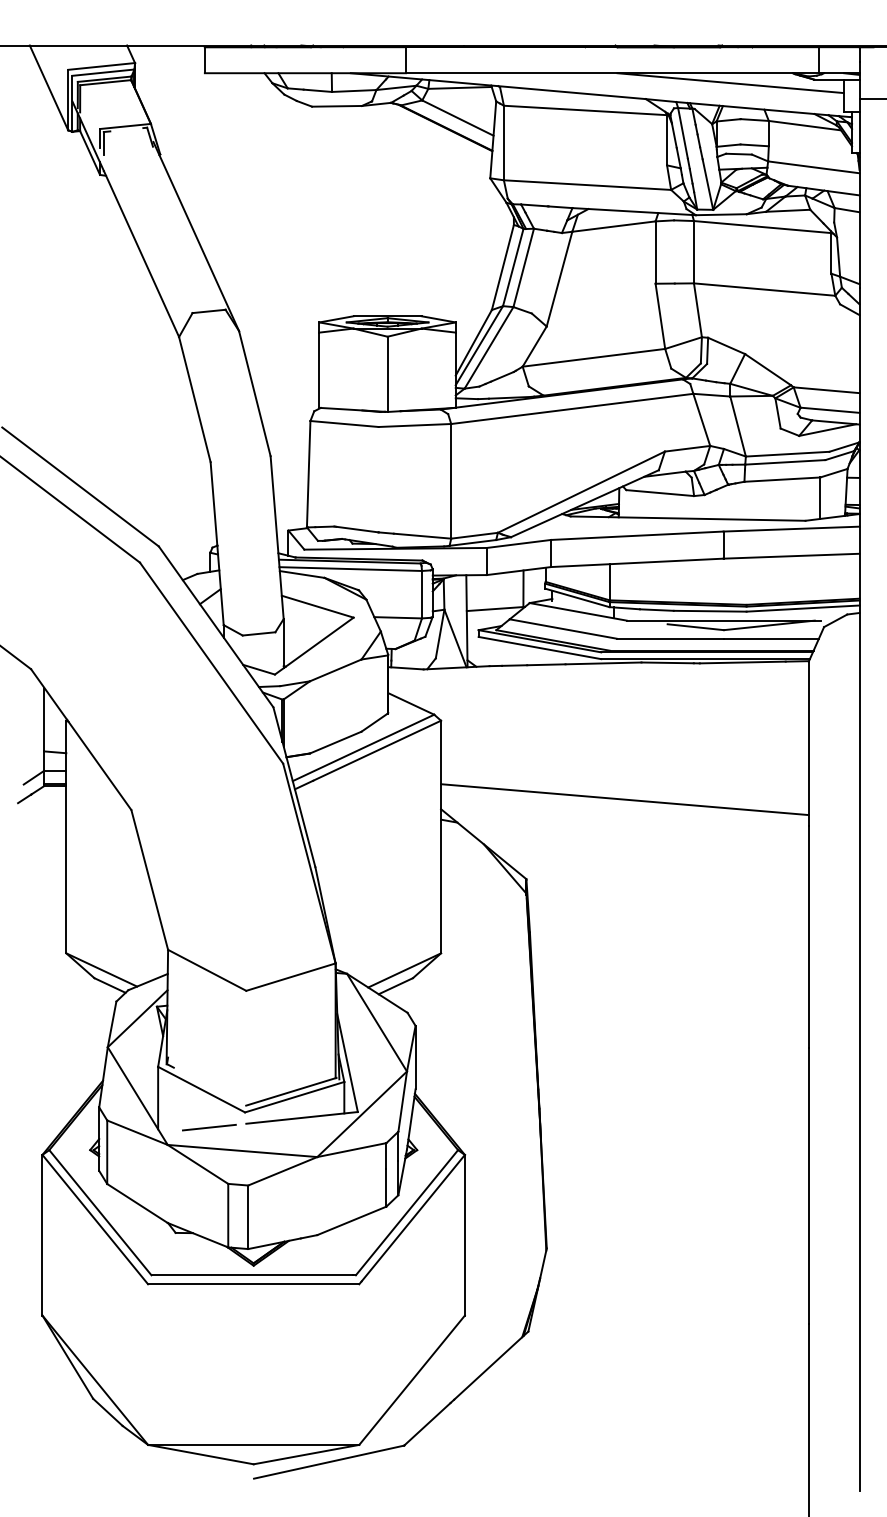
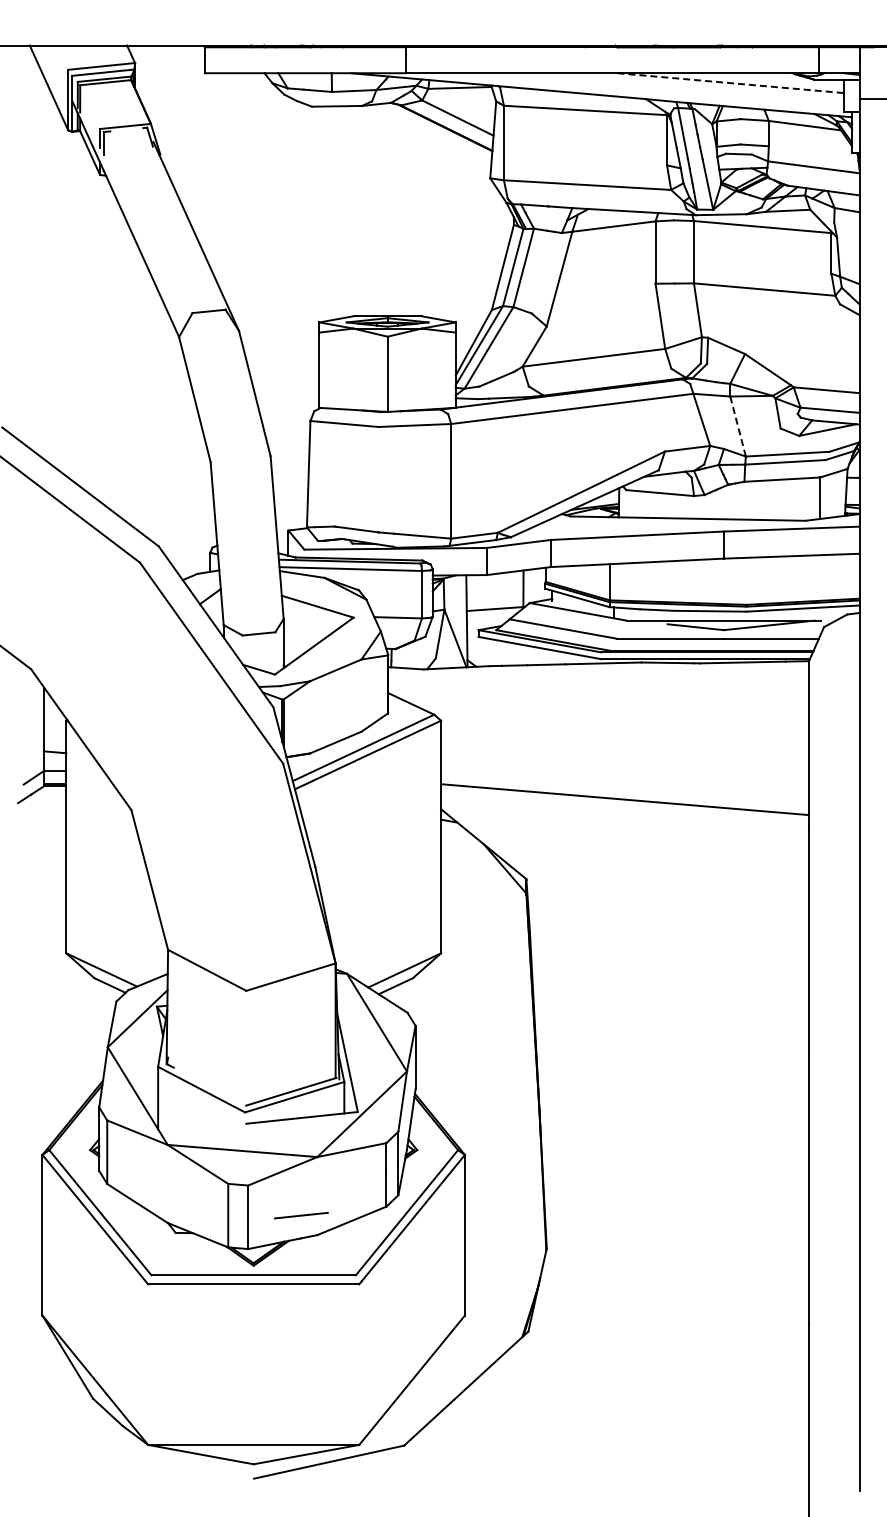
line: solid -> dashed (730, 83)
line: solid -> dashed (737, 426)
line position: (209, 1127) -> (301, 1215) (301, 1215)
